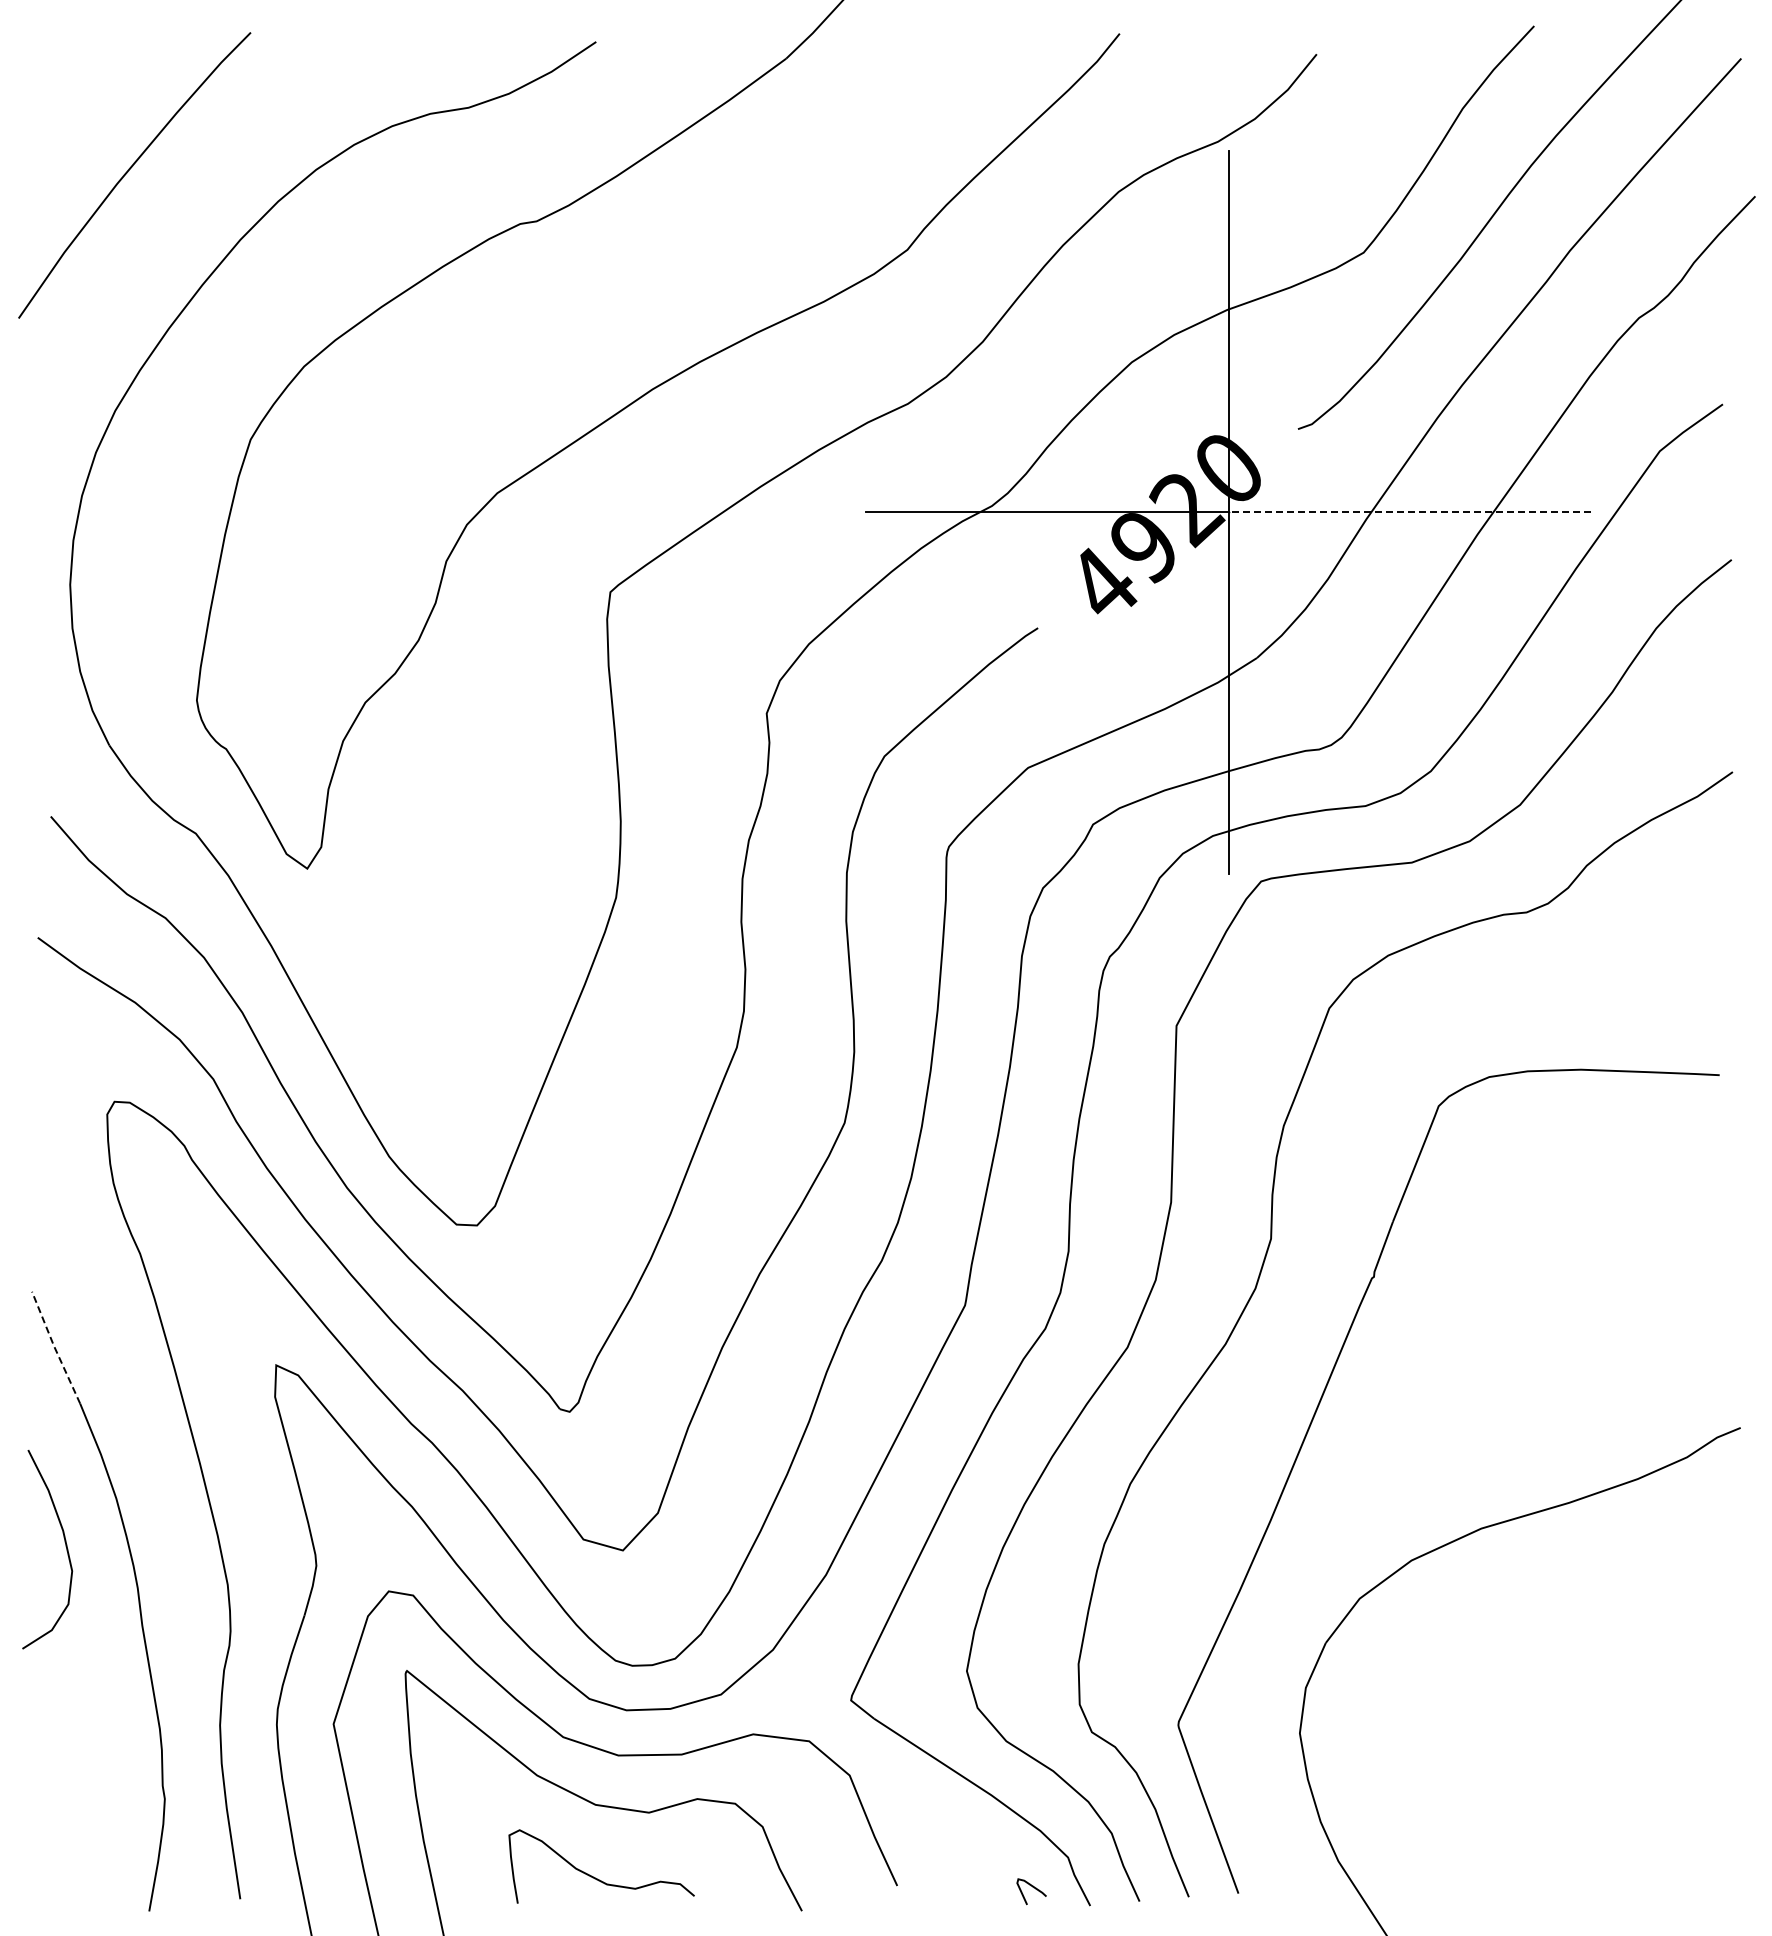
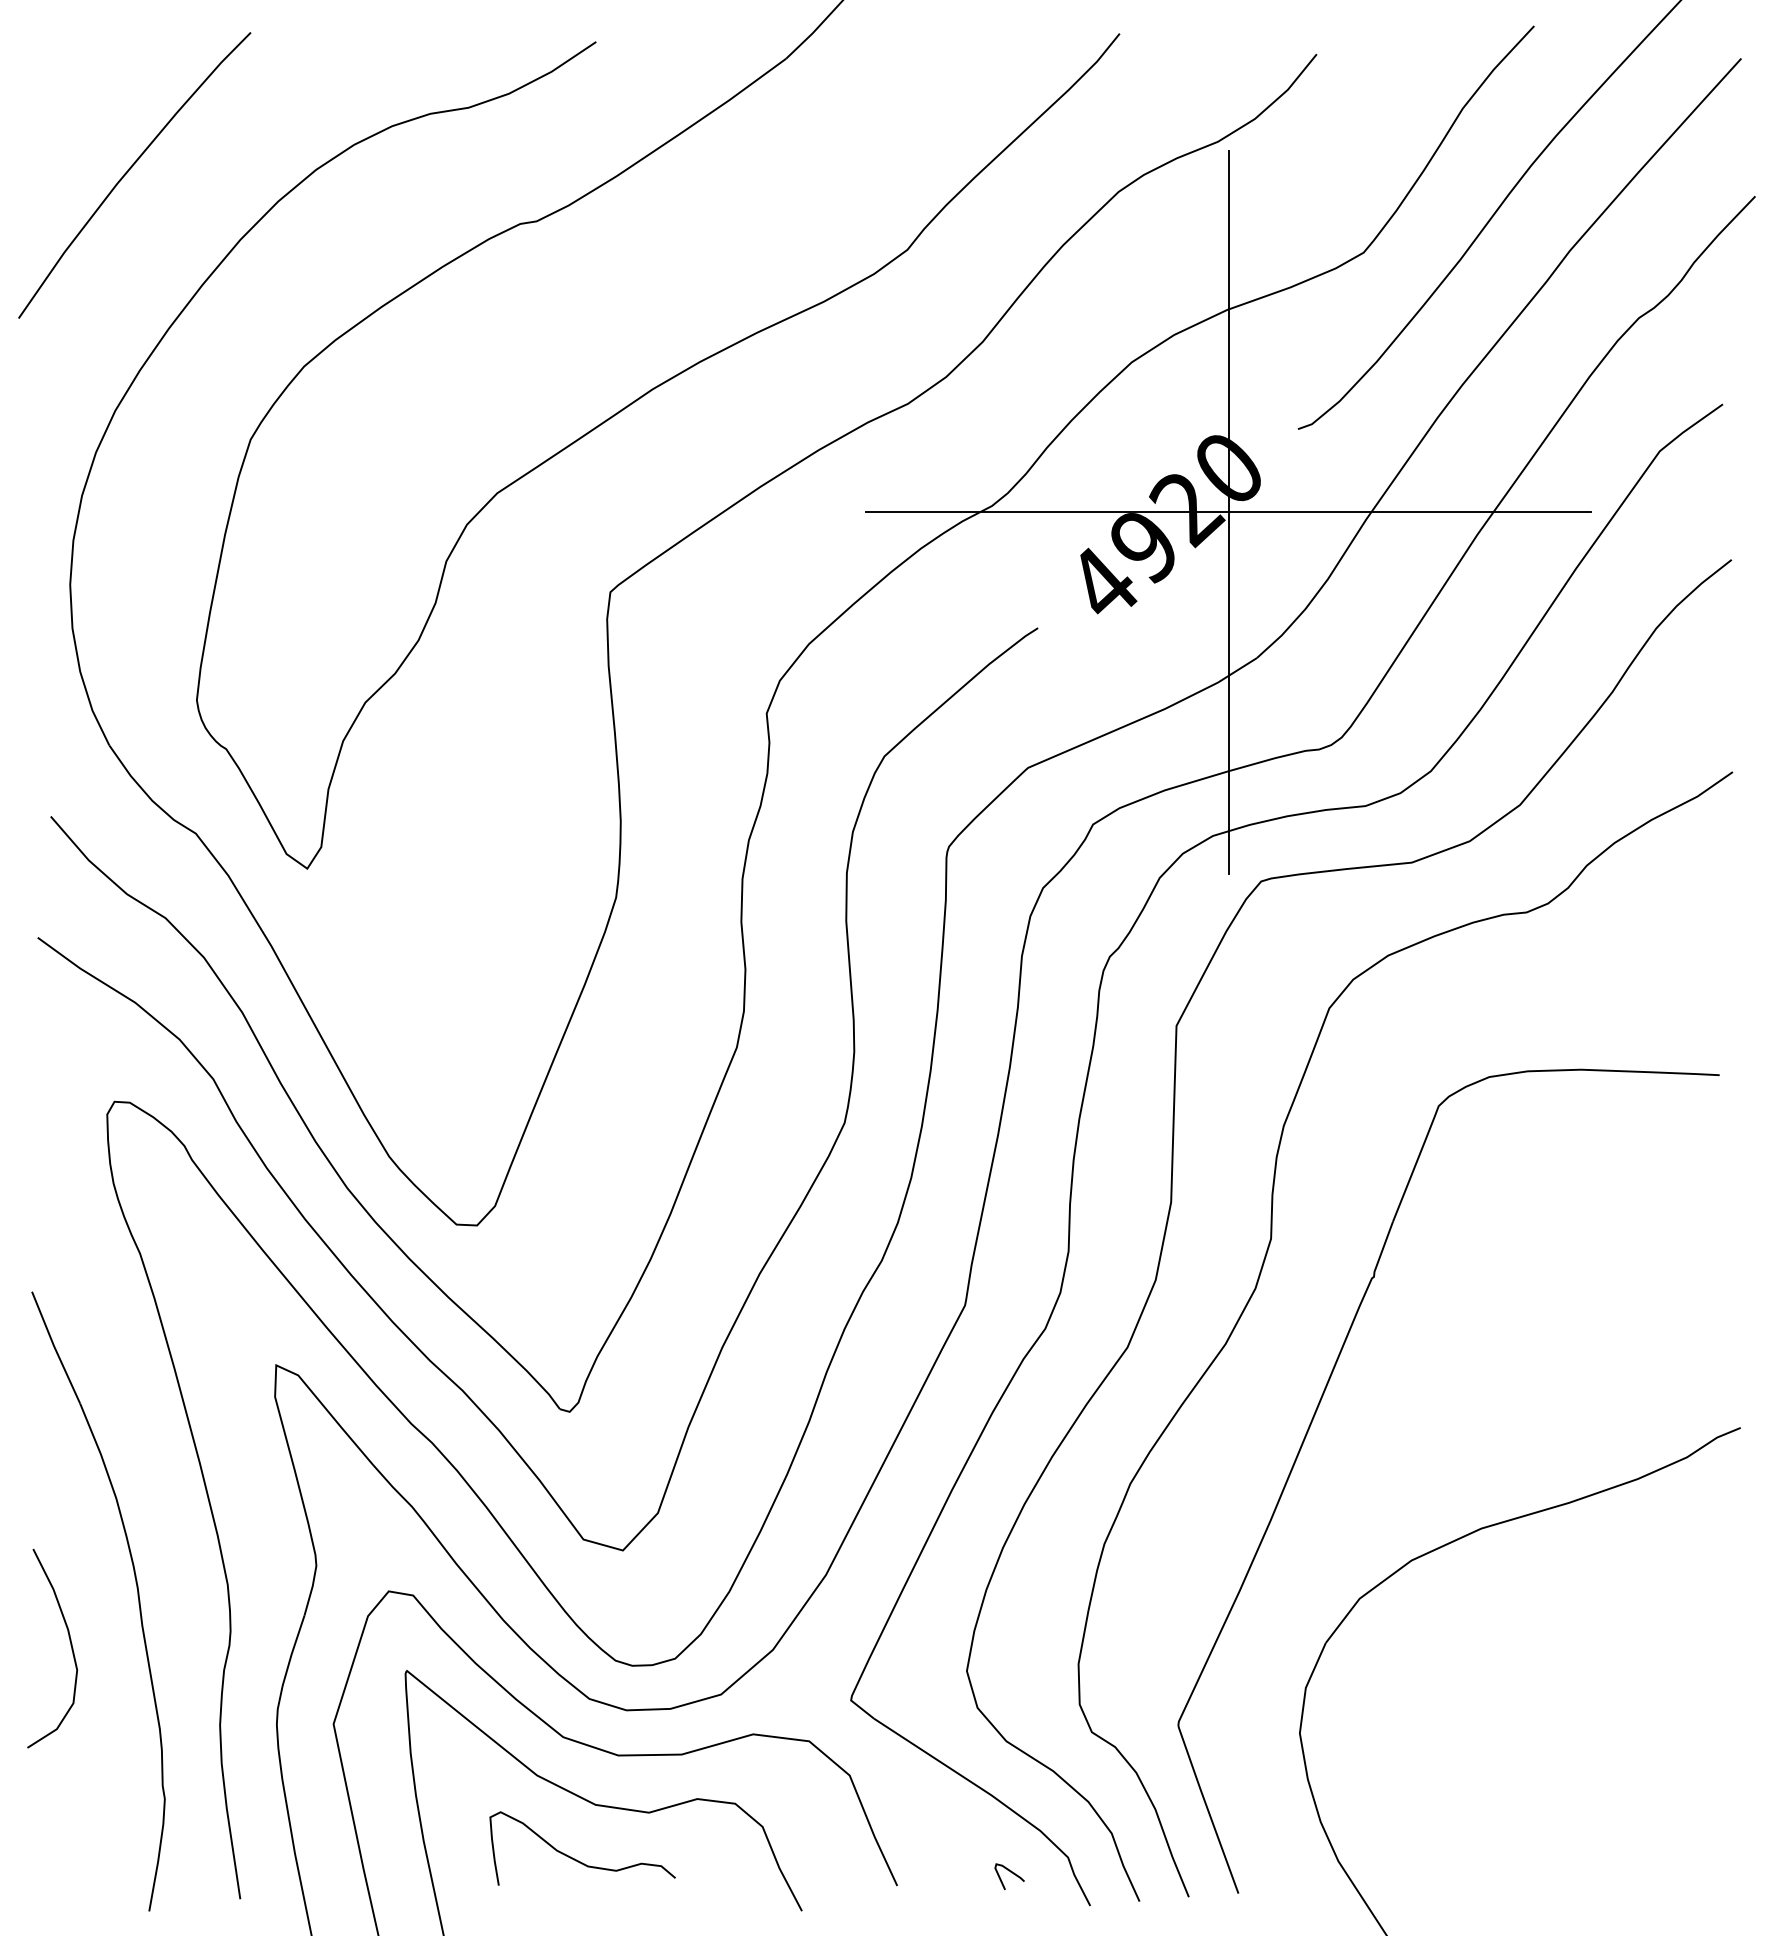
line: dashed -> solid (1409, 512)
line: dashed -> solid (54, 1348)
curve position: (65, 1546) -> (70, 1645) (70, 1645)
curve position: (595, 1877) -> (576, 1859) (576, 1859)
curve position: (1032, 1887) -> (1010, 1872) (1010, 1872)
